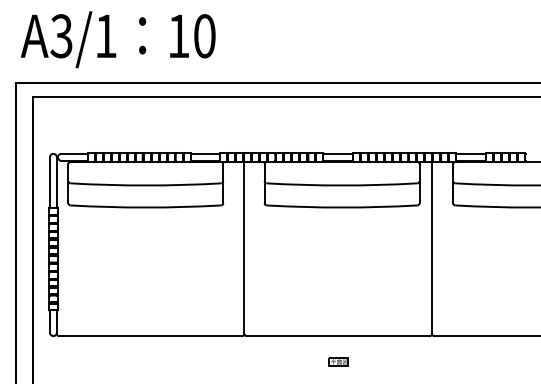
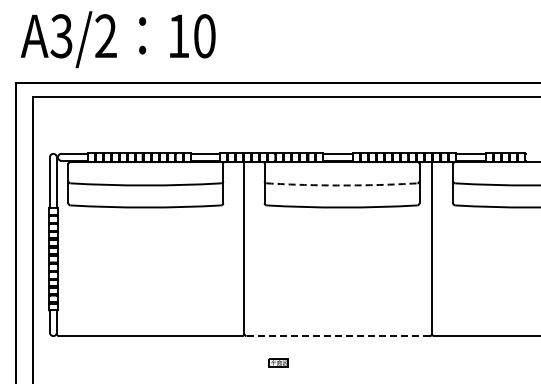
text: A3/1 -> A3/2 (105, 35)
arc: solid -> dashed (342, 185)
line: solid -> dashed (338, 336)
part position: (338, 361) -> (278, 362) (278, 362)
